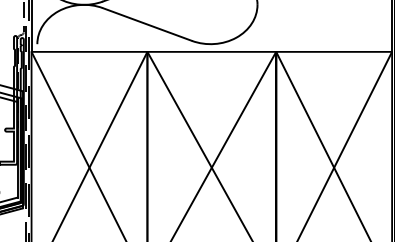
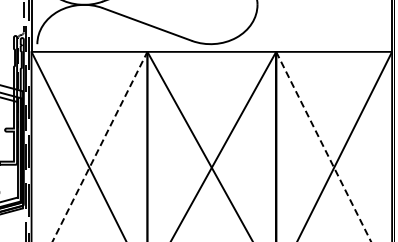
line: solid -> dashed (100, 146)
line: solid -> dashed (323, 147)
